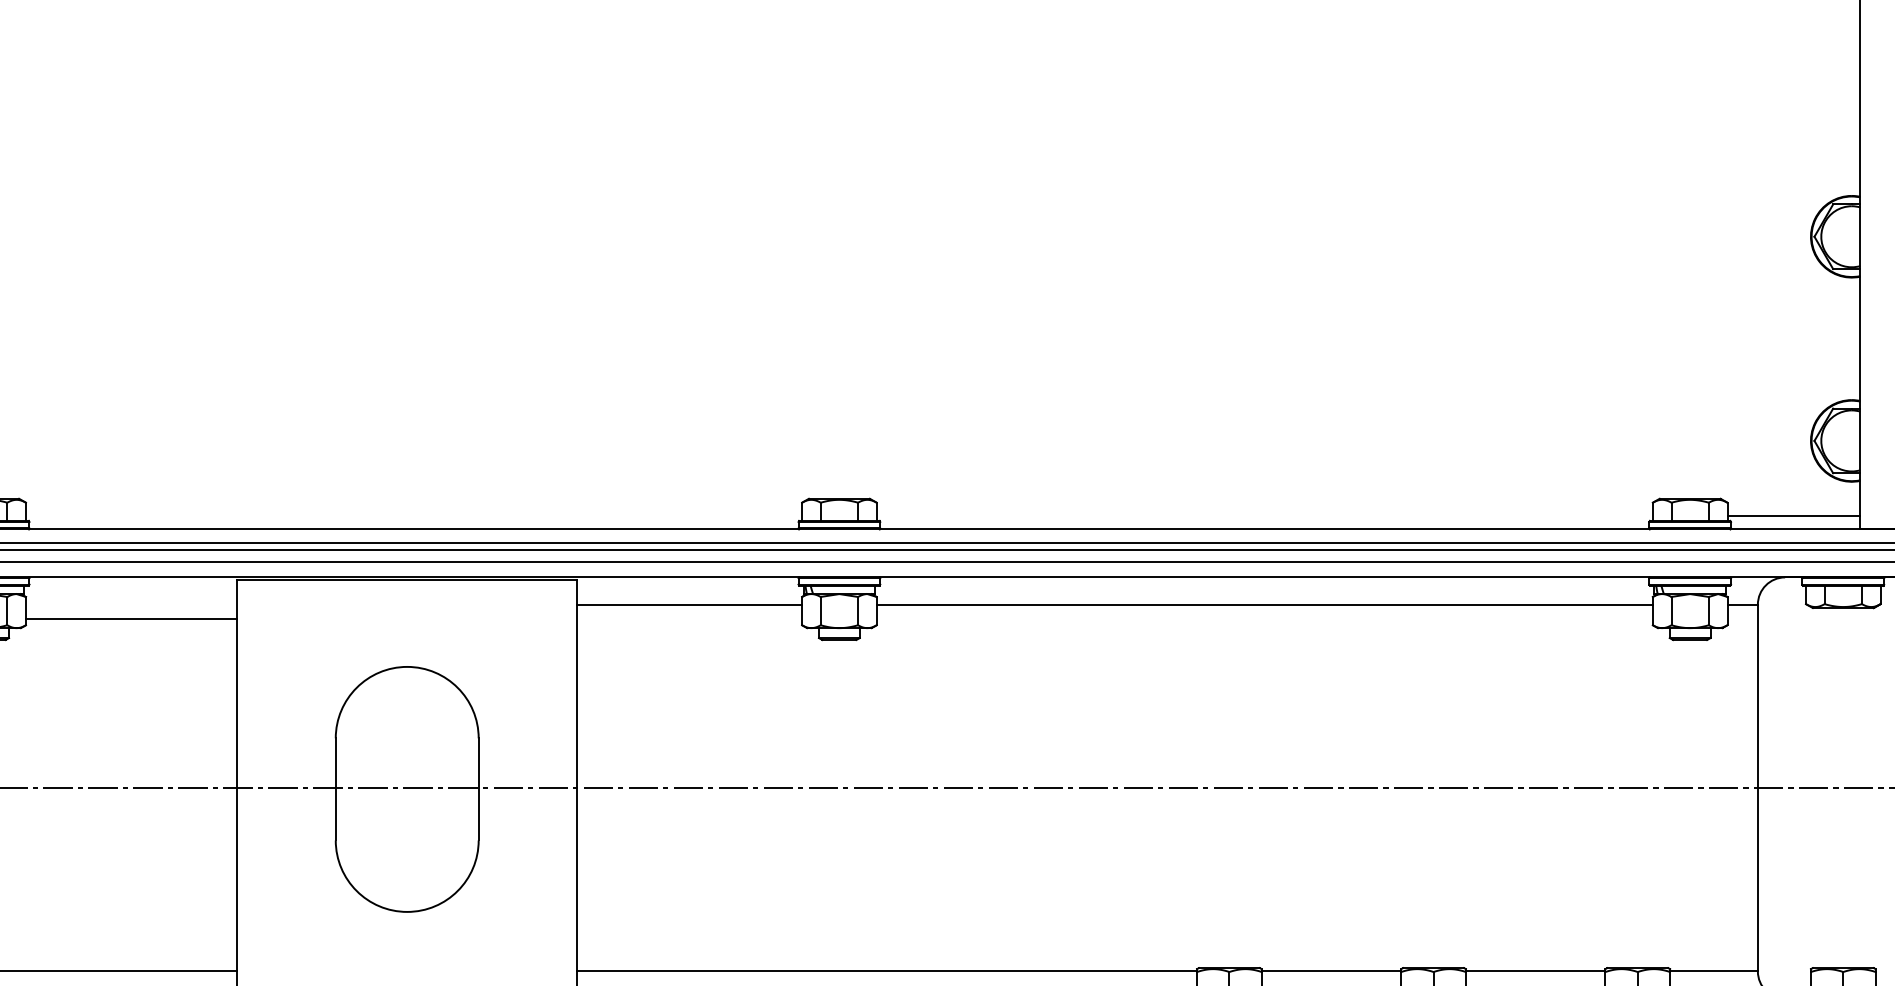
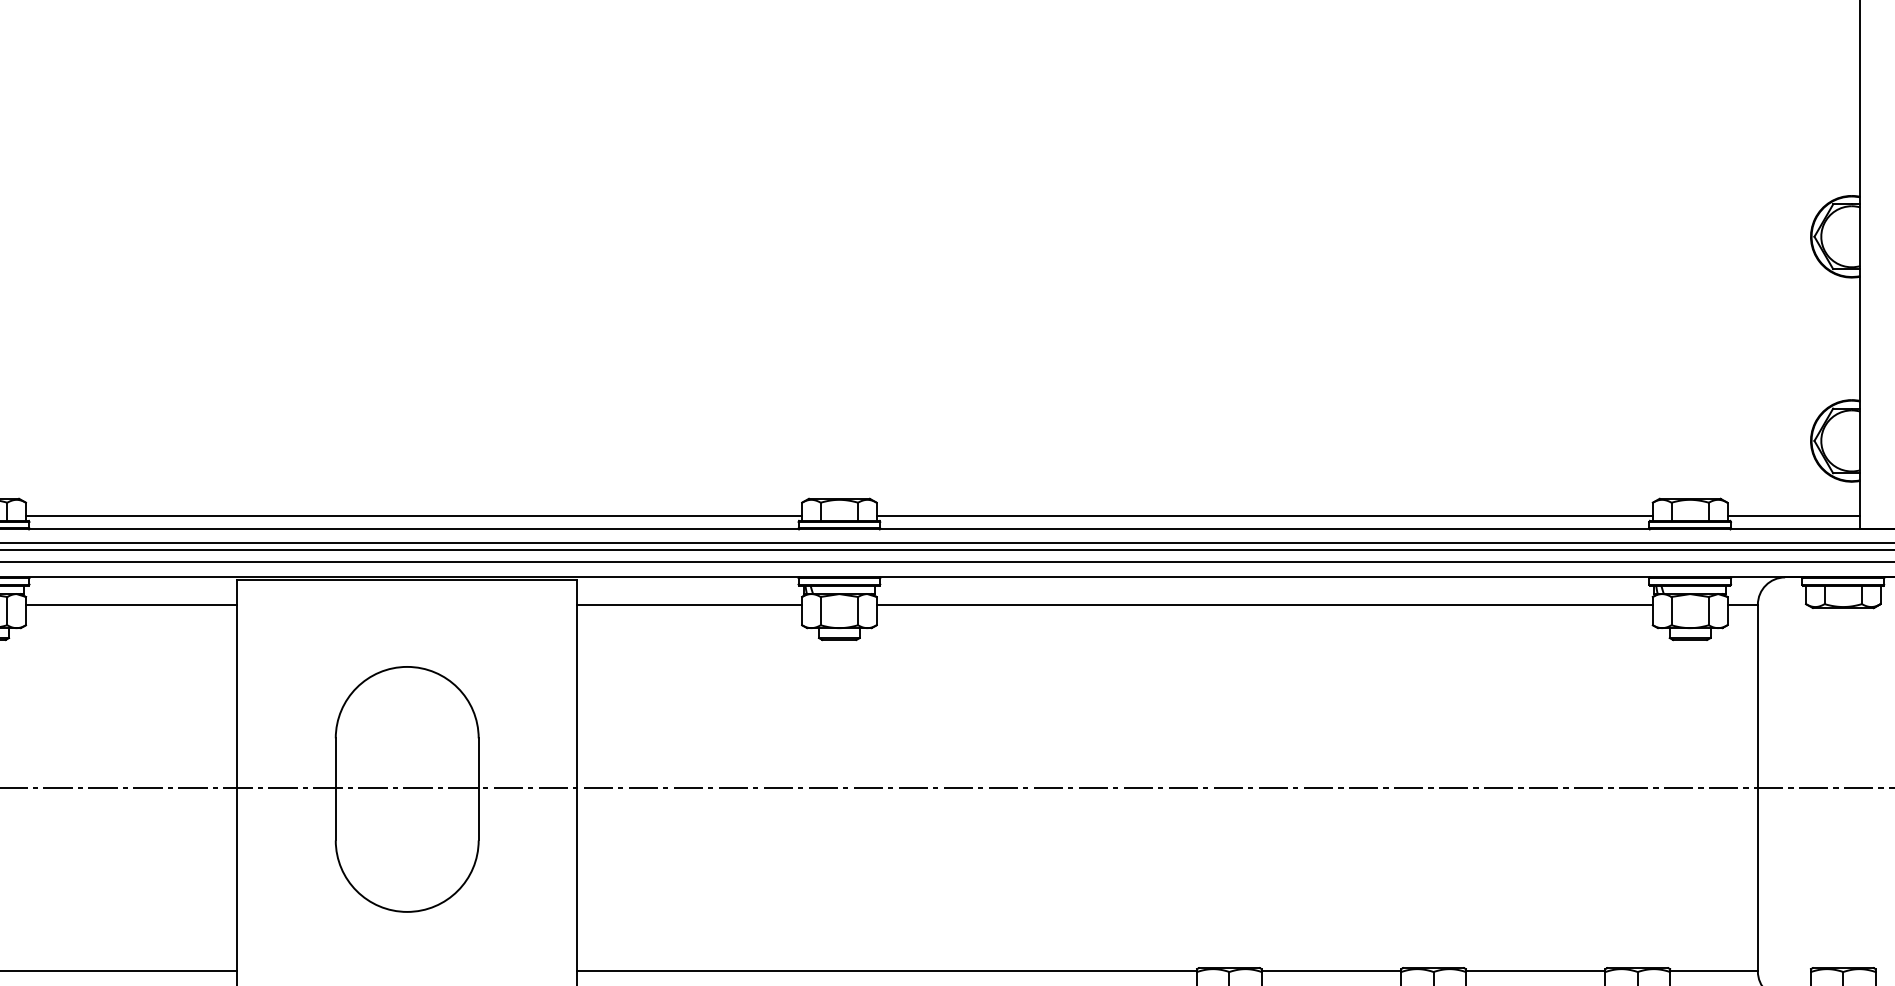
line: none -> present (413, 515)
line: none -> present (1264, 515)
line position: (131, 618) -> (131, 604) (131, 604)
